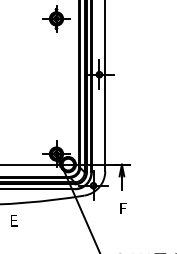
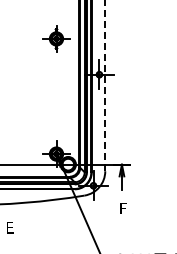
part position: (56, 18) -> (56, 38) (56, 38)
line: solid -> dashed (105, 85)
text position: (14, 220) -> (10, 227) (10, 227)
